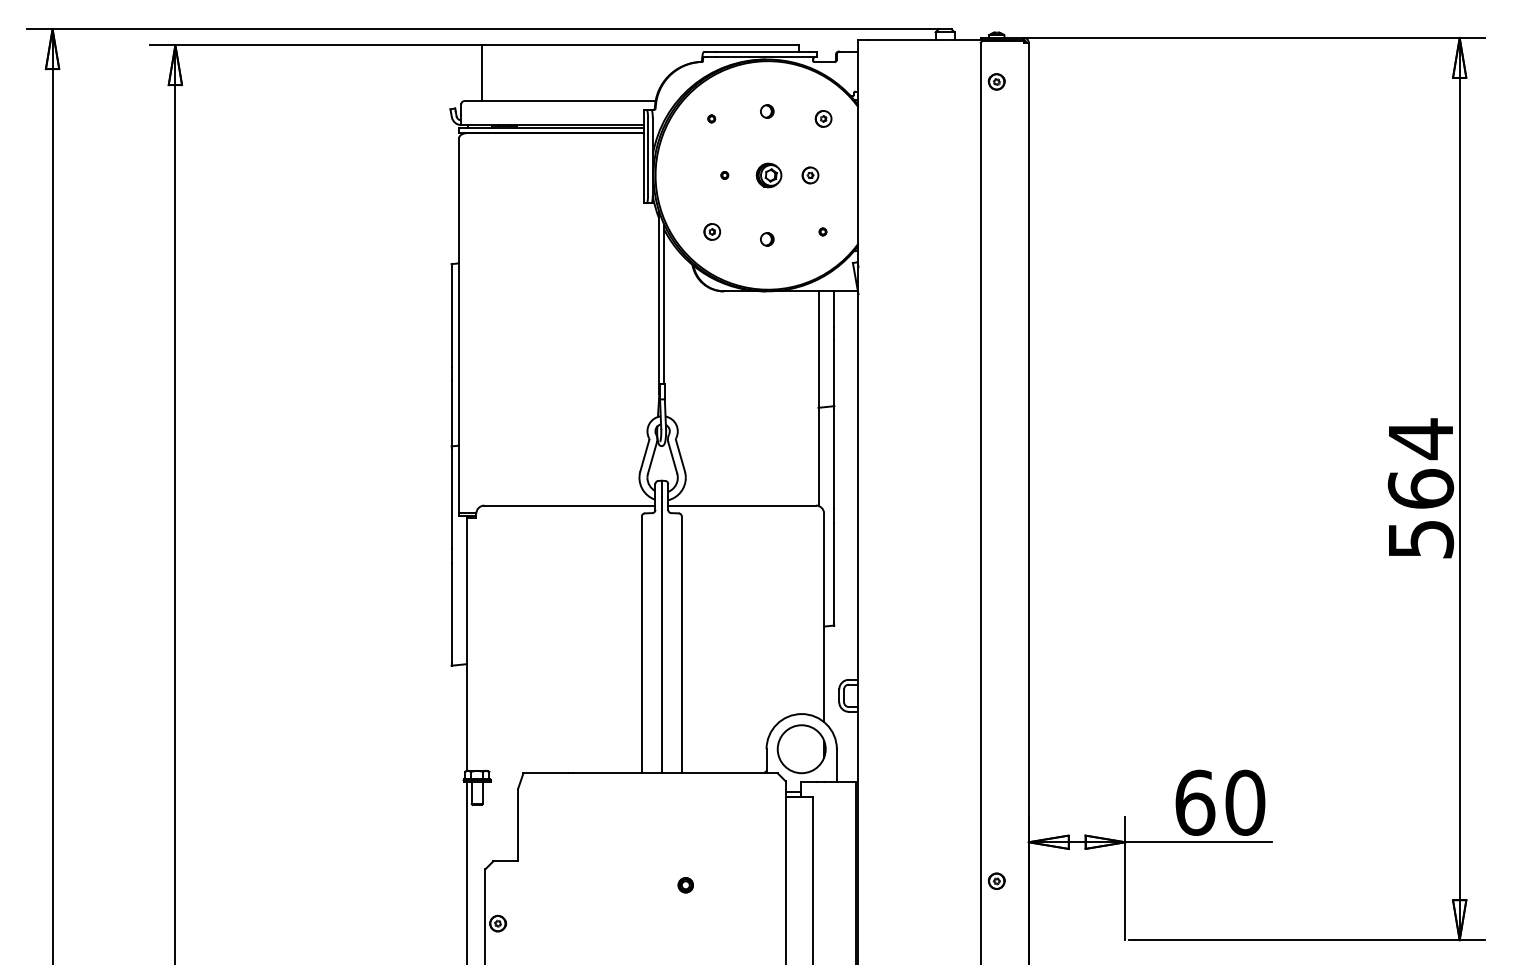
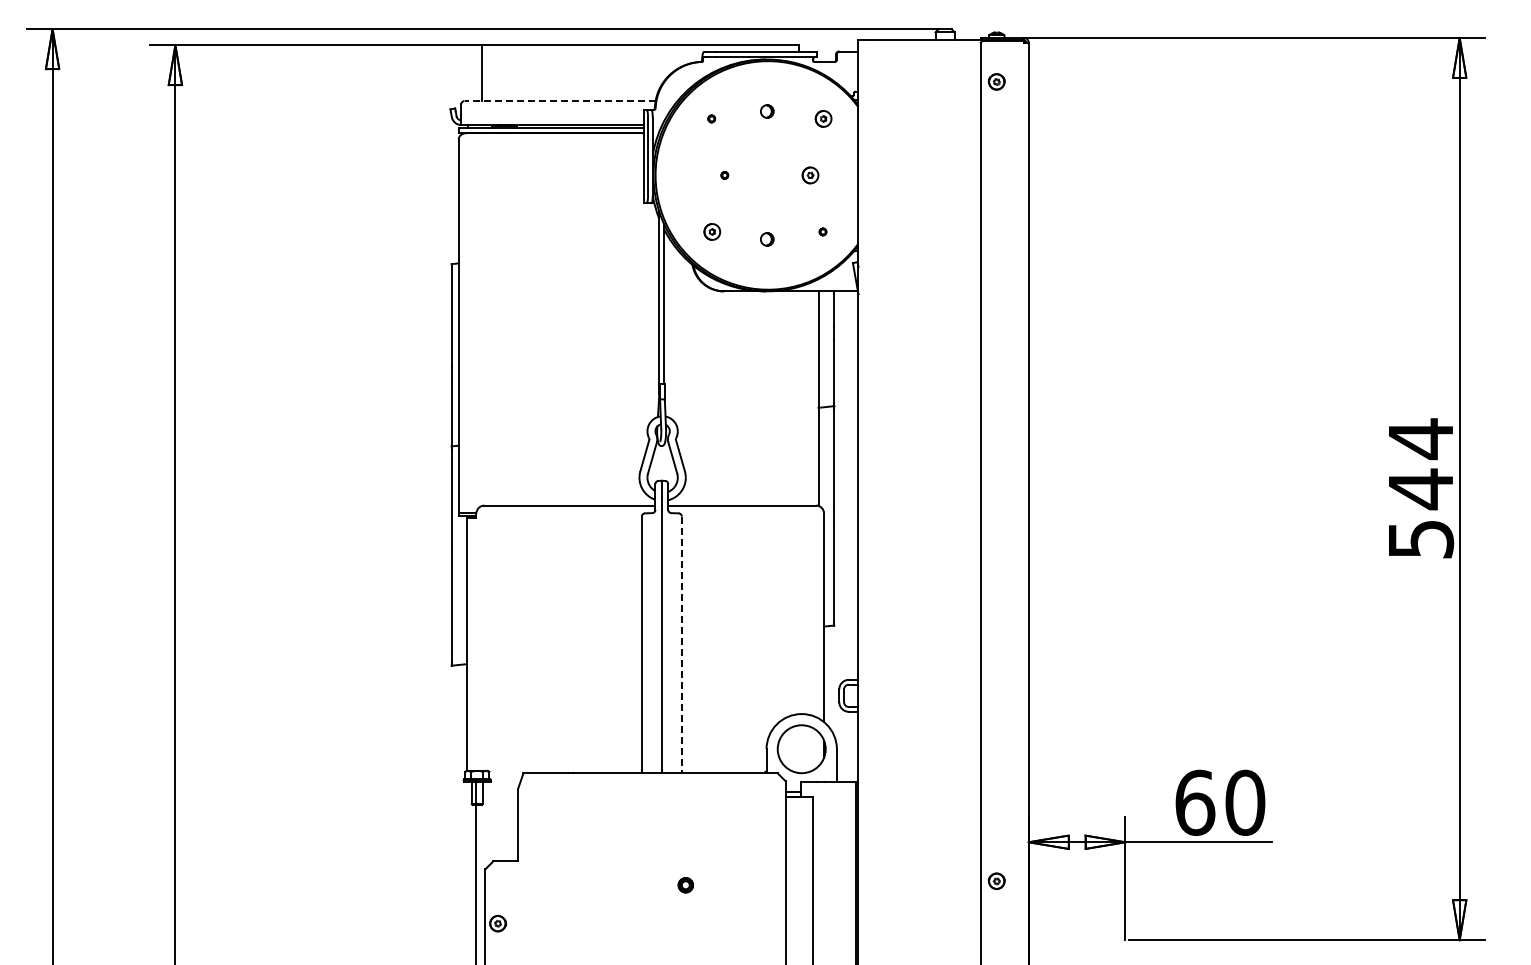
line: solid -> dashed (560, 101)
part: present -> none (768, 175)
text: 564 -> 544 (1420, 489)
line: solid -> dashed (681, 645)
line position: (466, 871) -> (475, 871) (475, 871)
